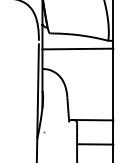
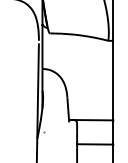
line: present -> none (77, 48)
